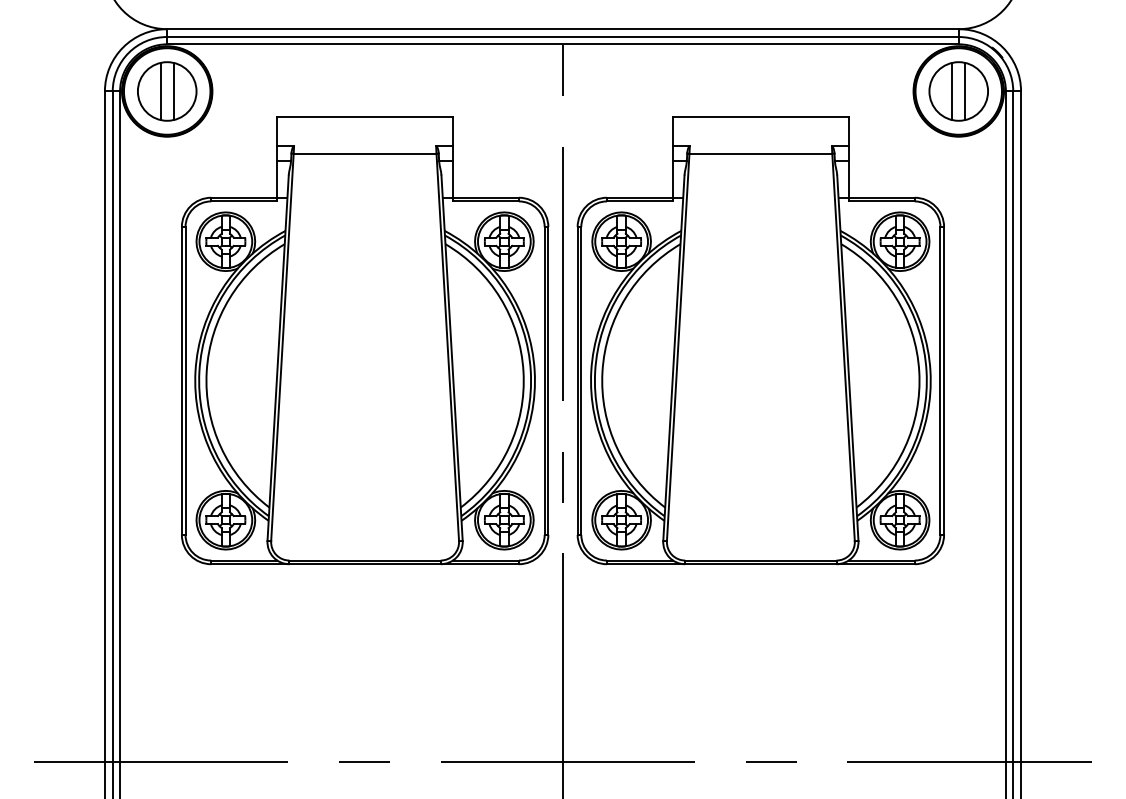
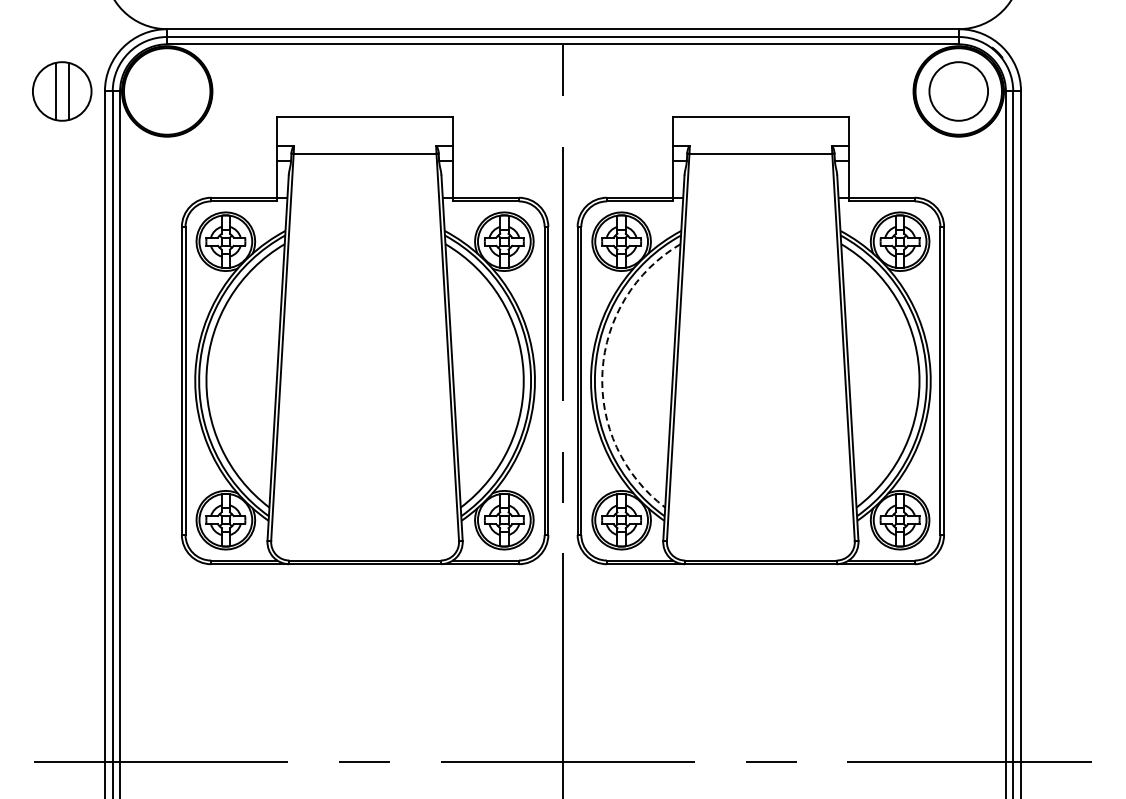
part position: (167, 91) -> (62, 91) (62, 91)
line: present -> none (952, 91)
line: present -> none (965, 91)
arc: solid -> dashed (602, 371)
